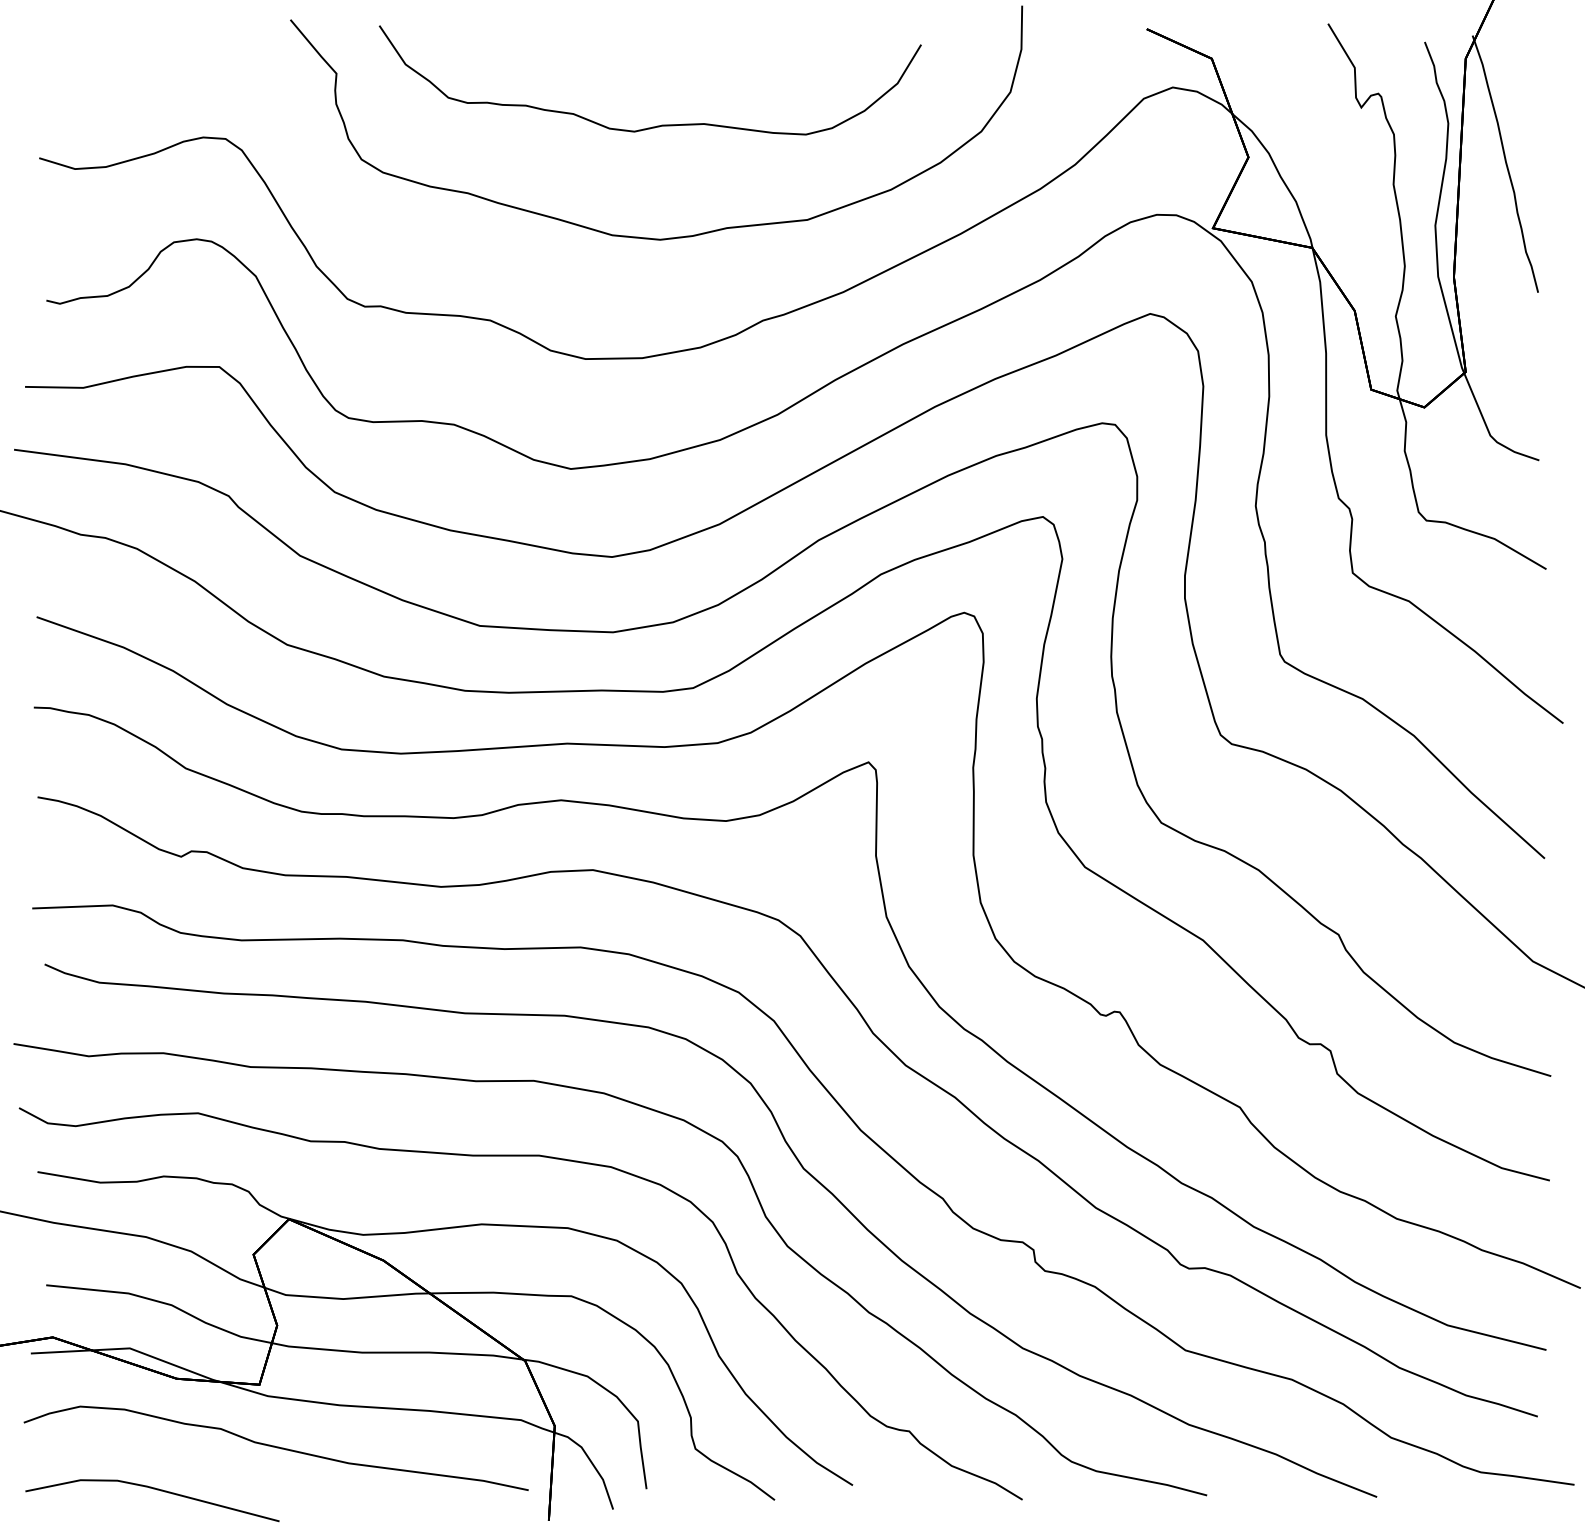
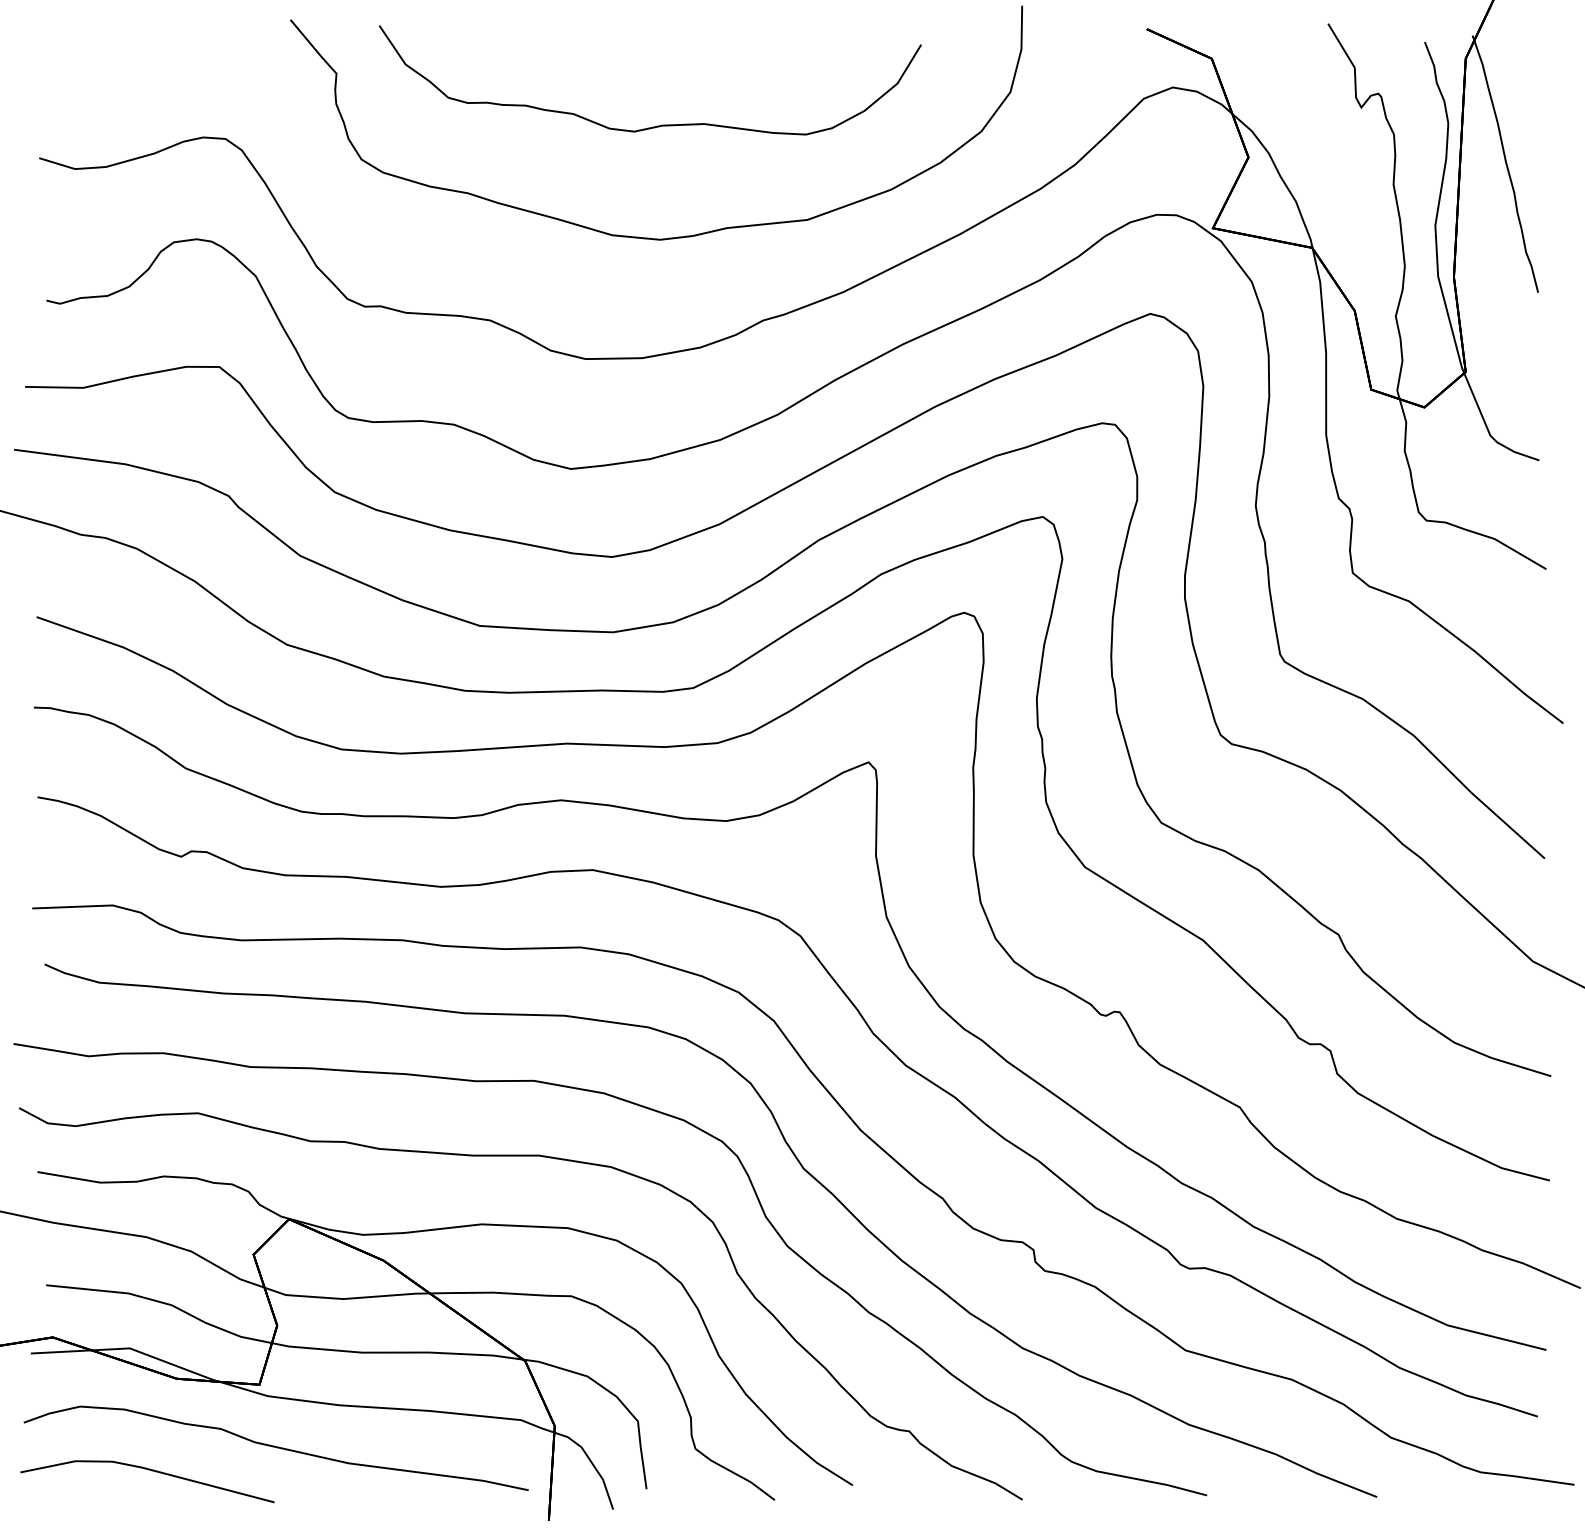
line position: (153, 1489) -> (148, 1470) (148, 1470)
